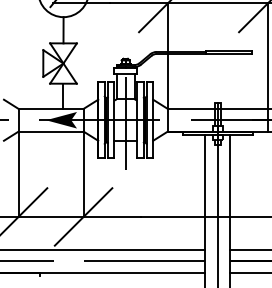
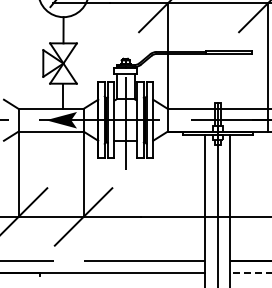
line: present -> none (103, 250)
line: present -> none (249, 250)
line: solid -> dashed (250, 272)
